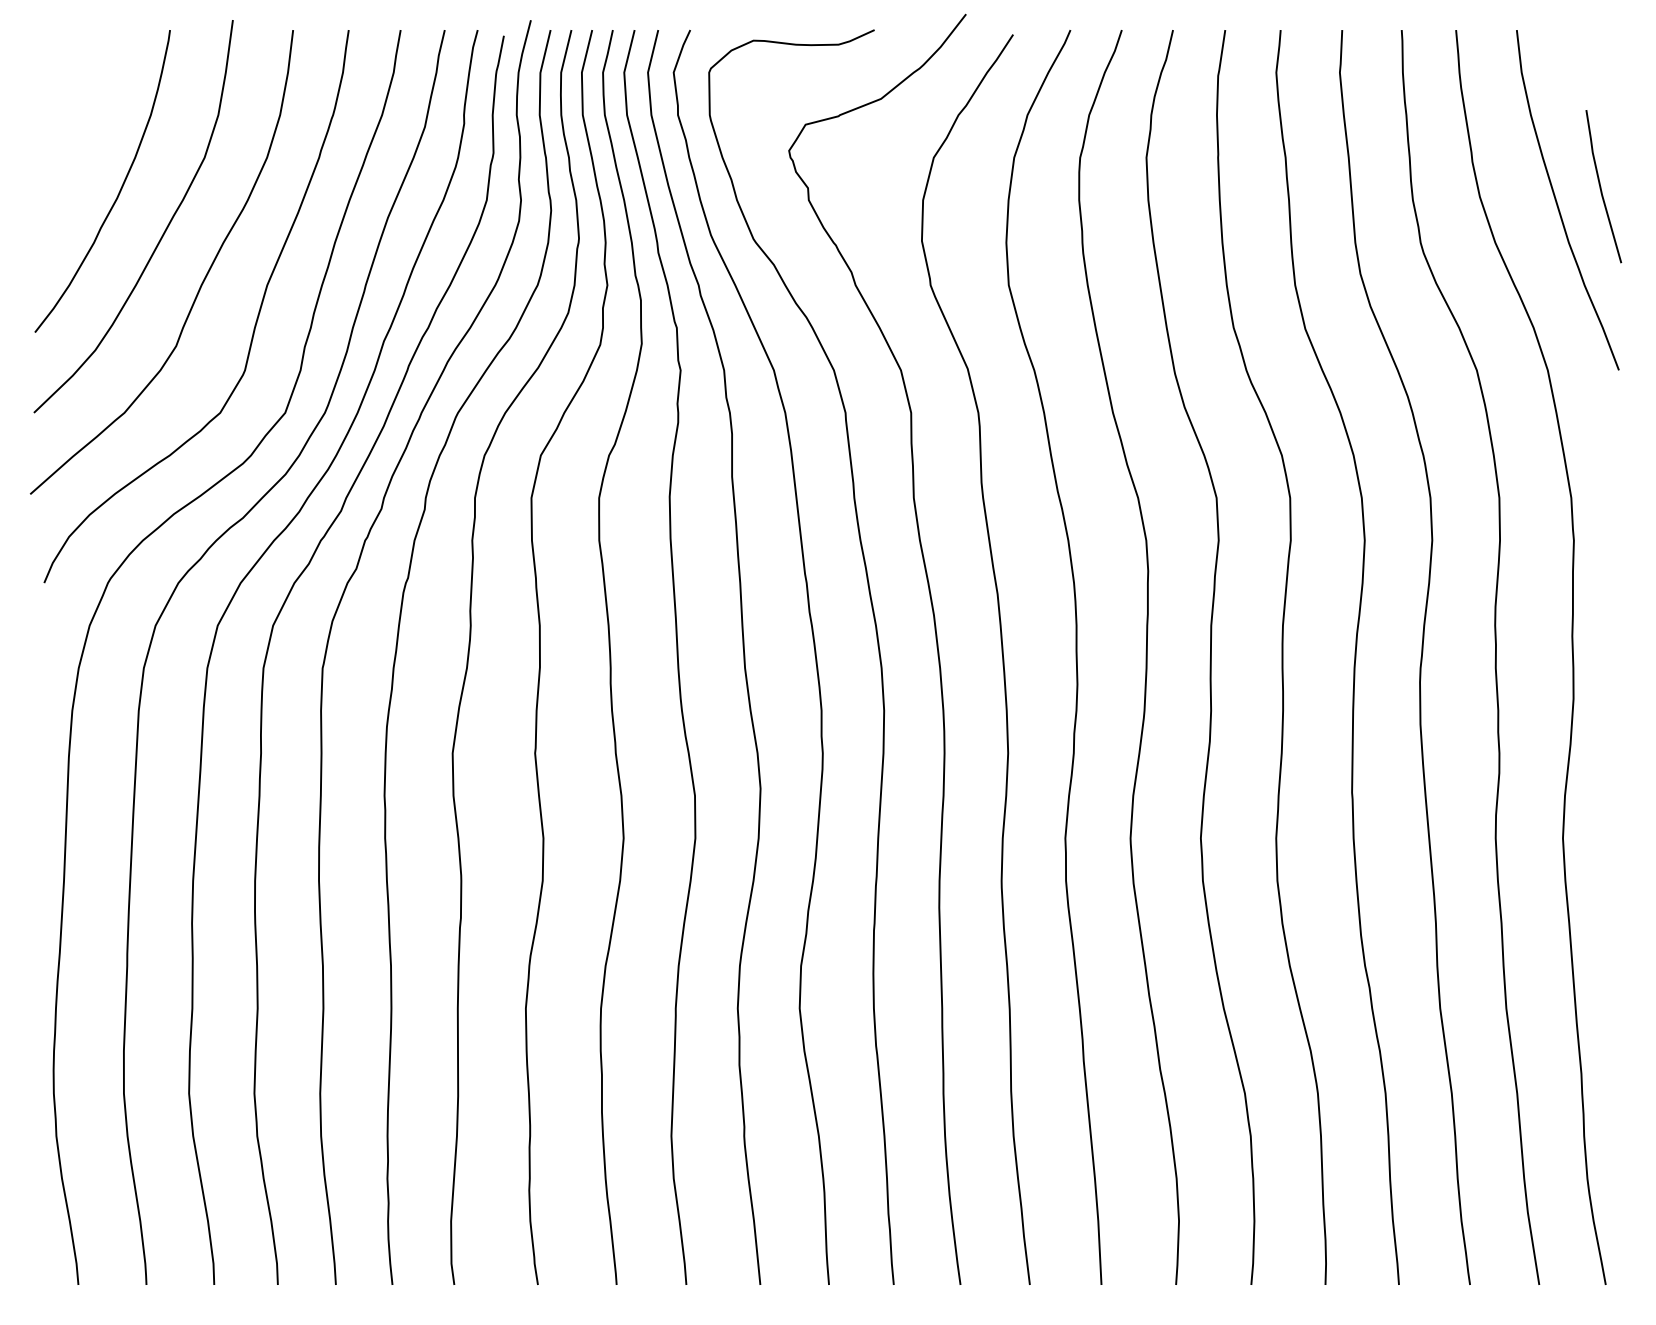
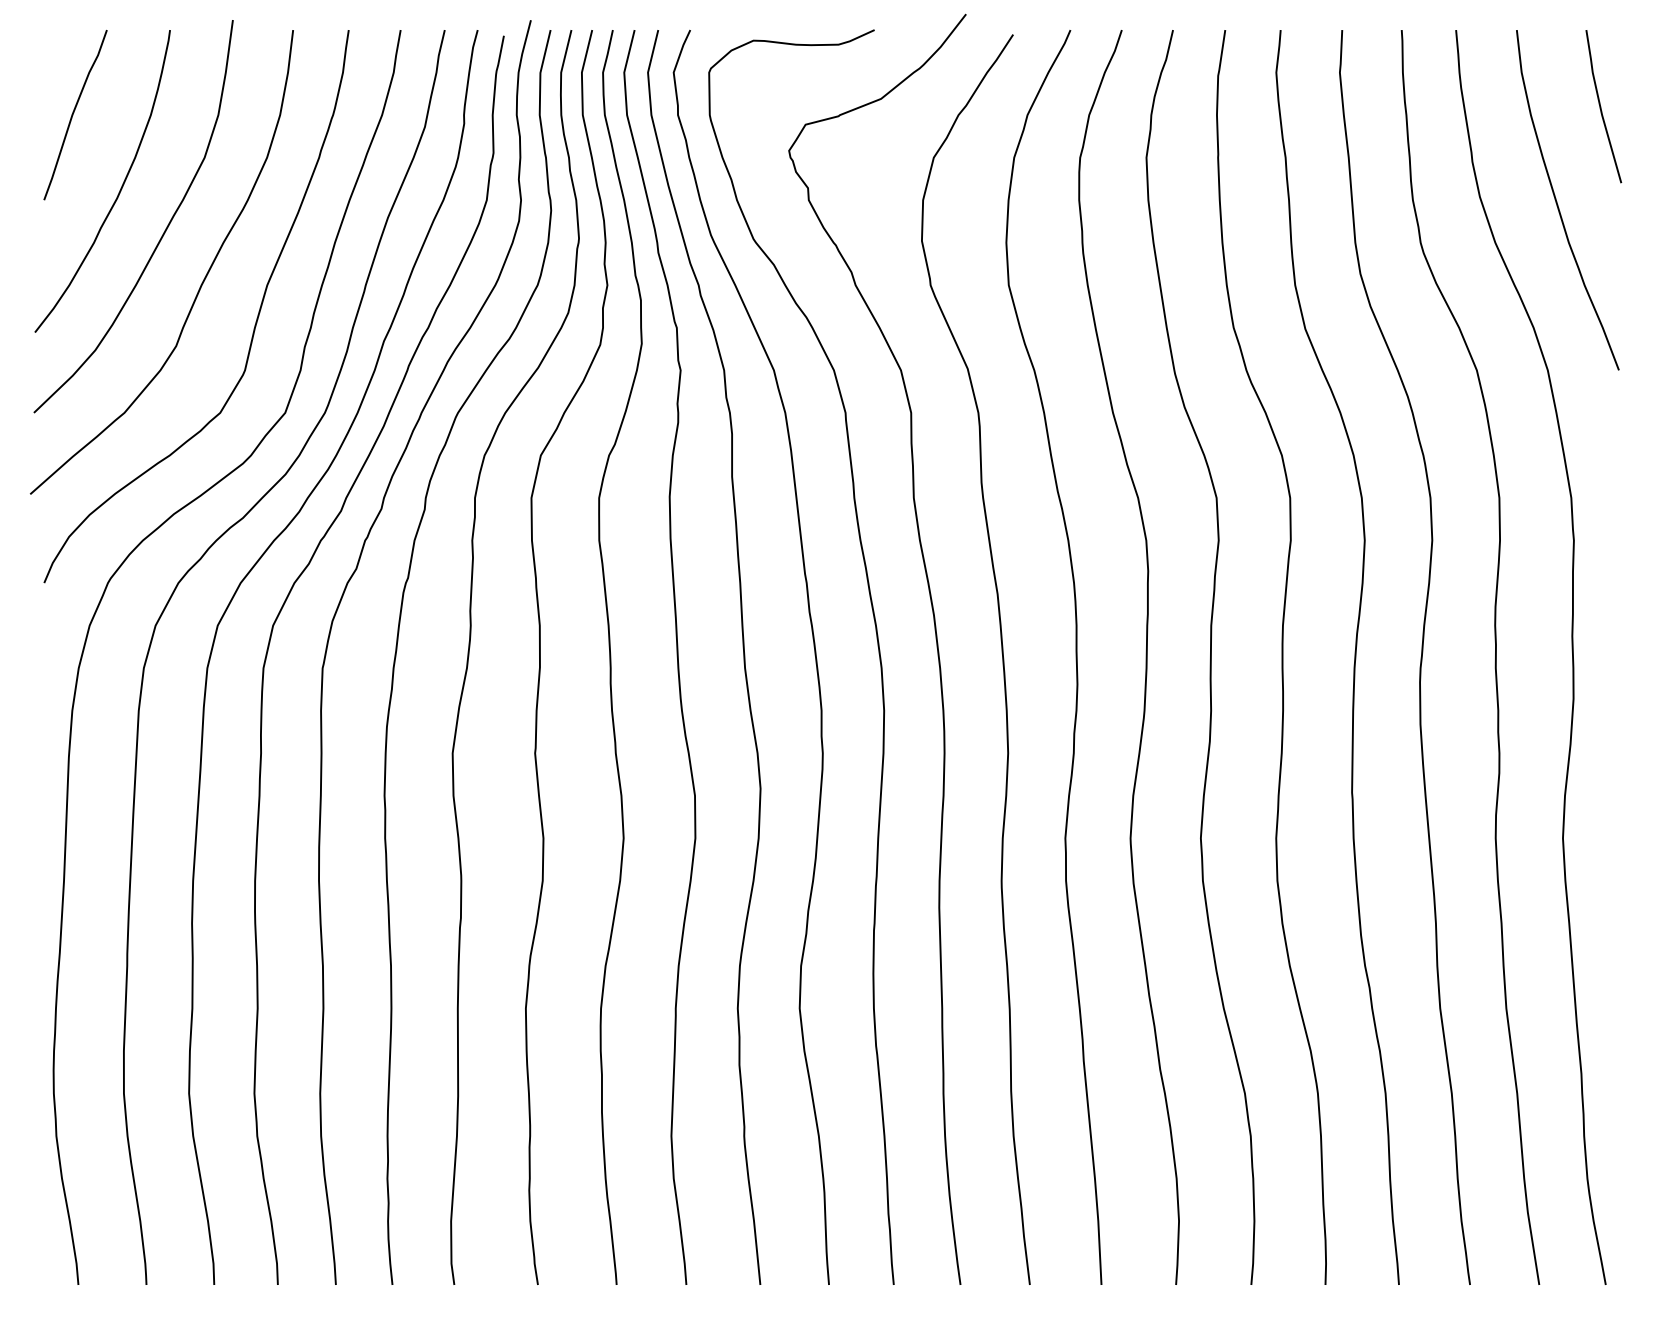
curve: none -> present (73, 115)
line position: (1601, 186) -> (1601, 106) (1601, 106)
